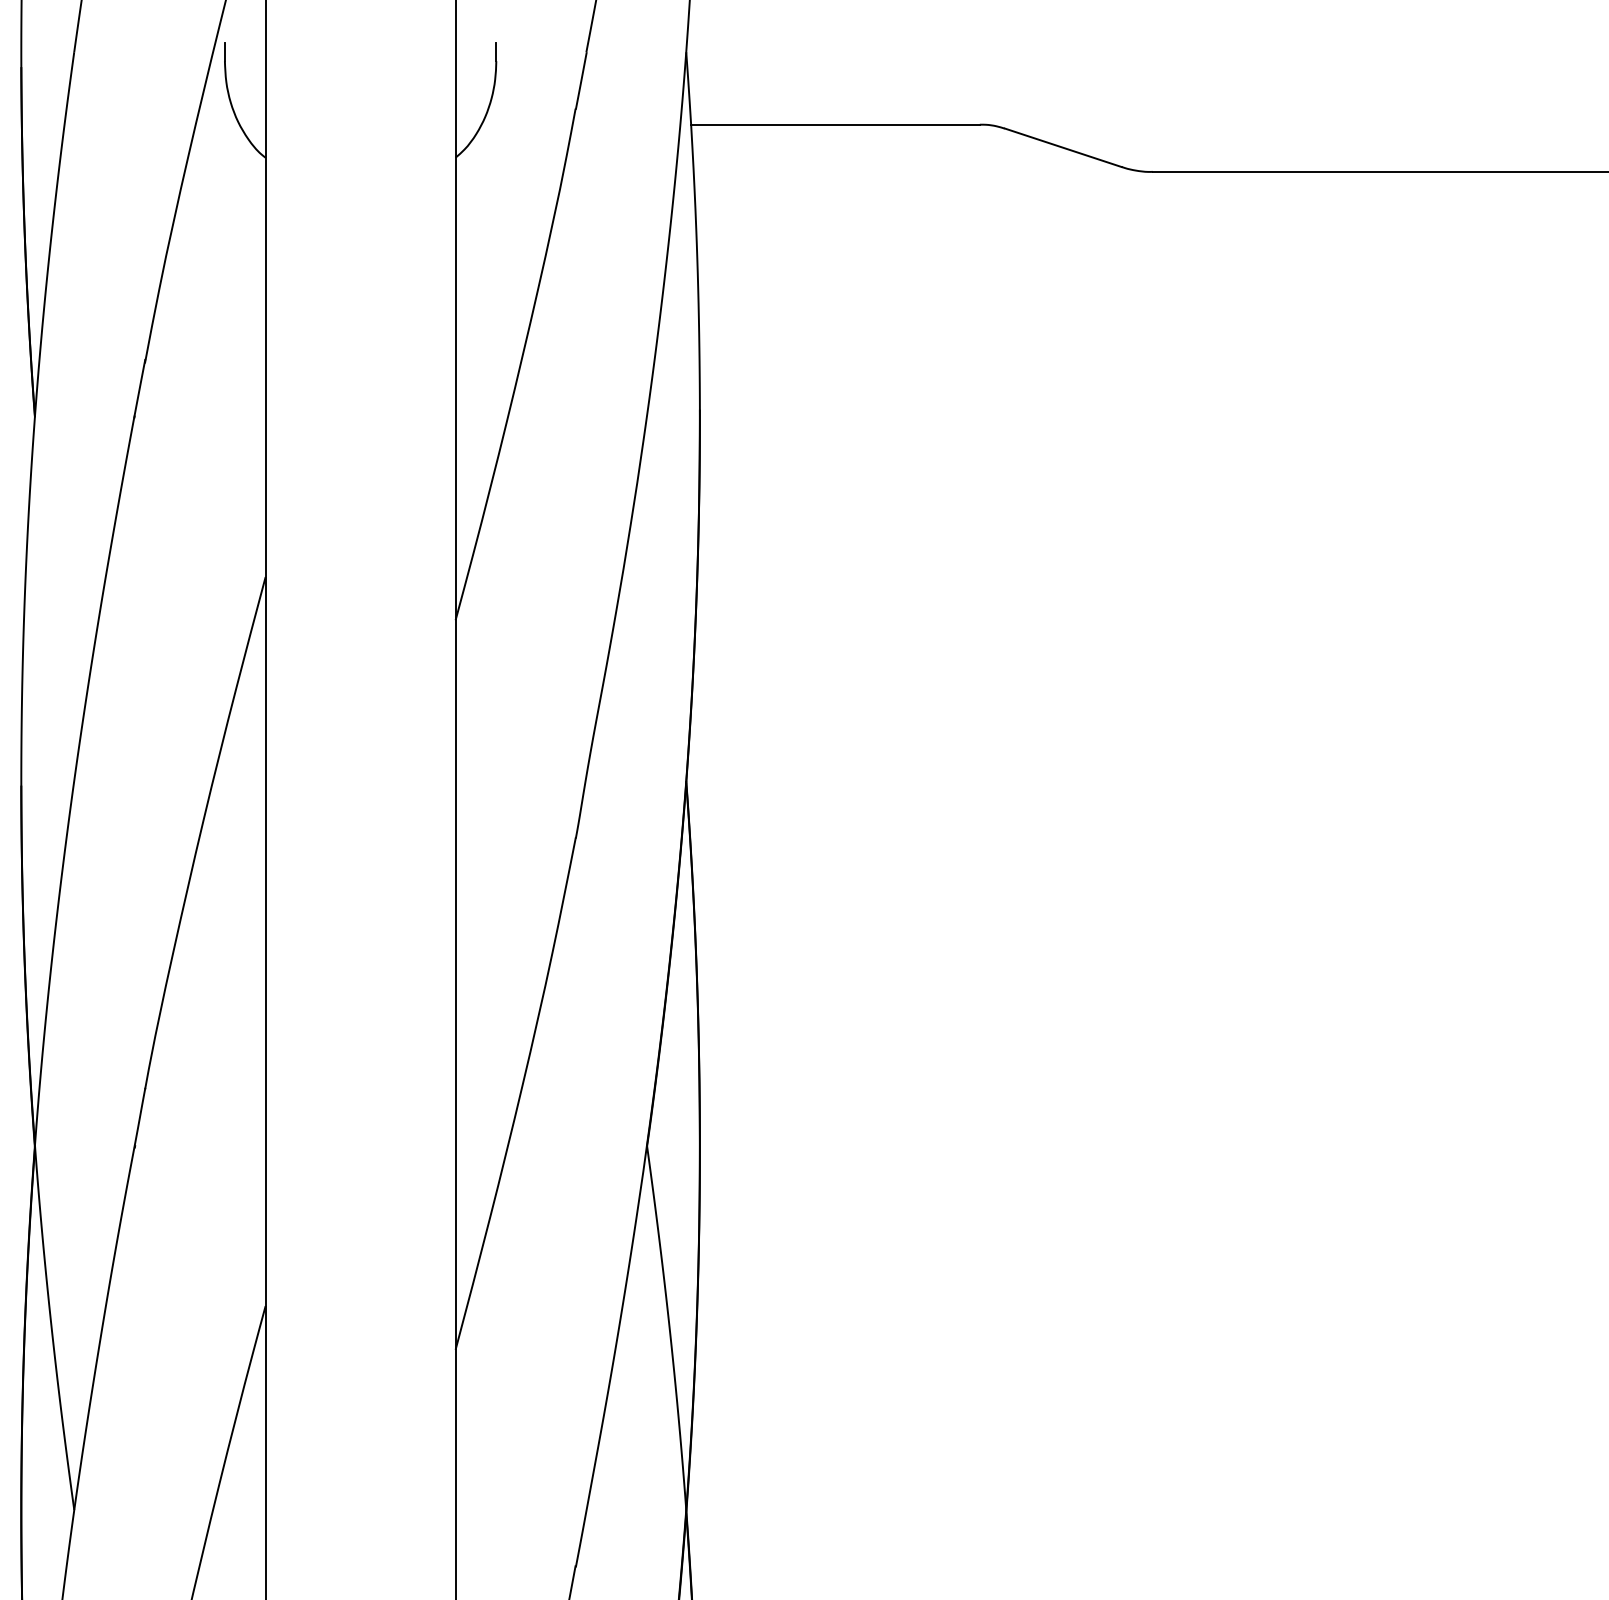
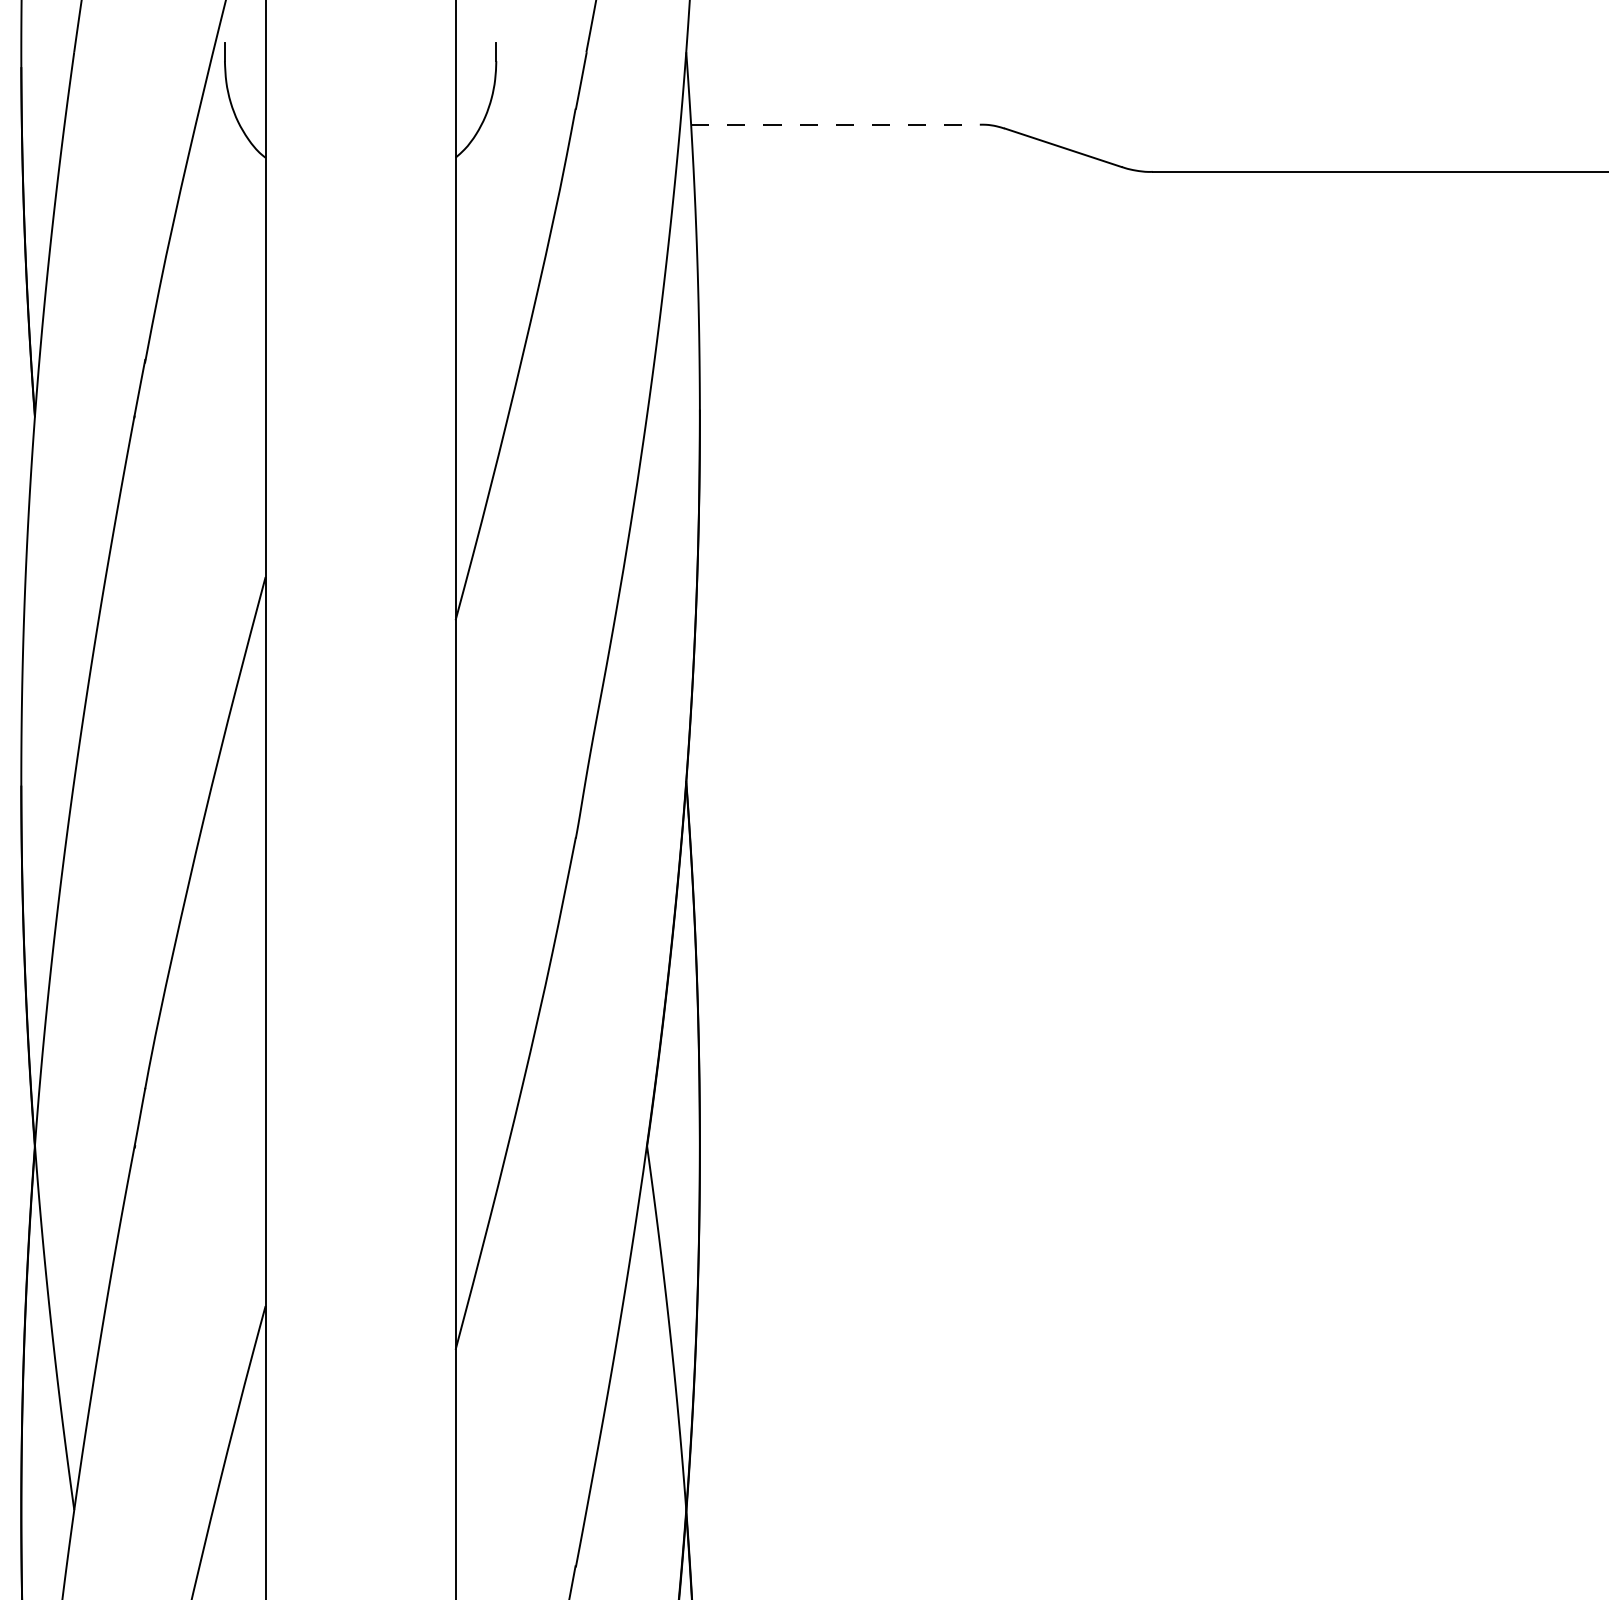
line: solid -> dashed (835, 124)
